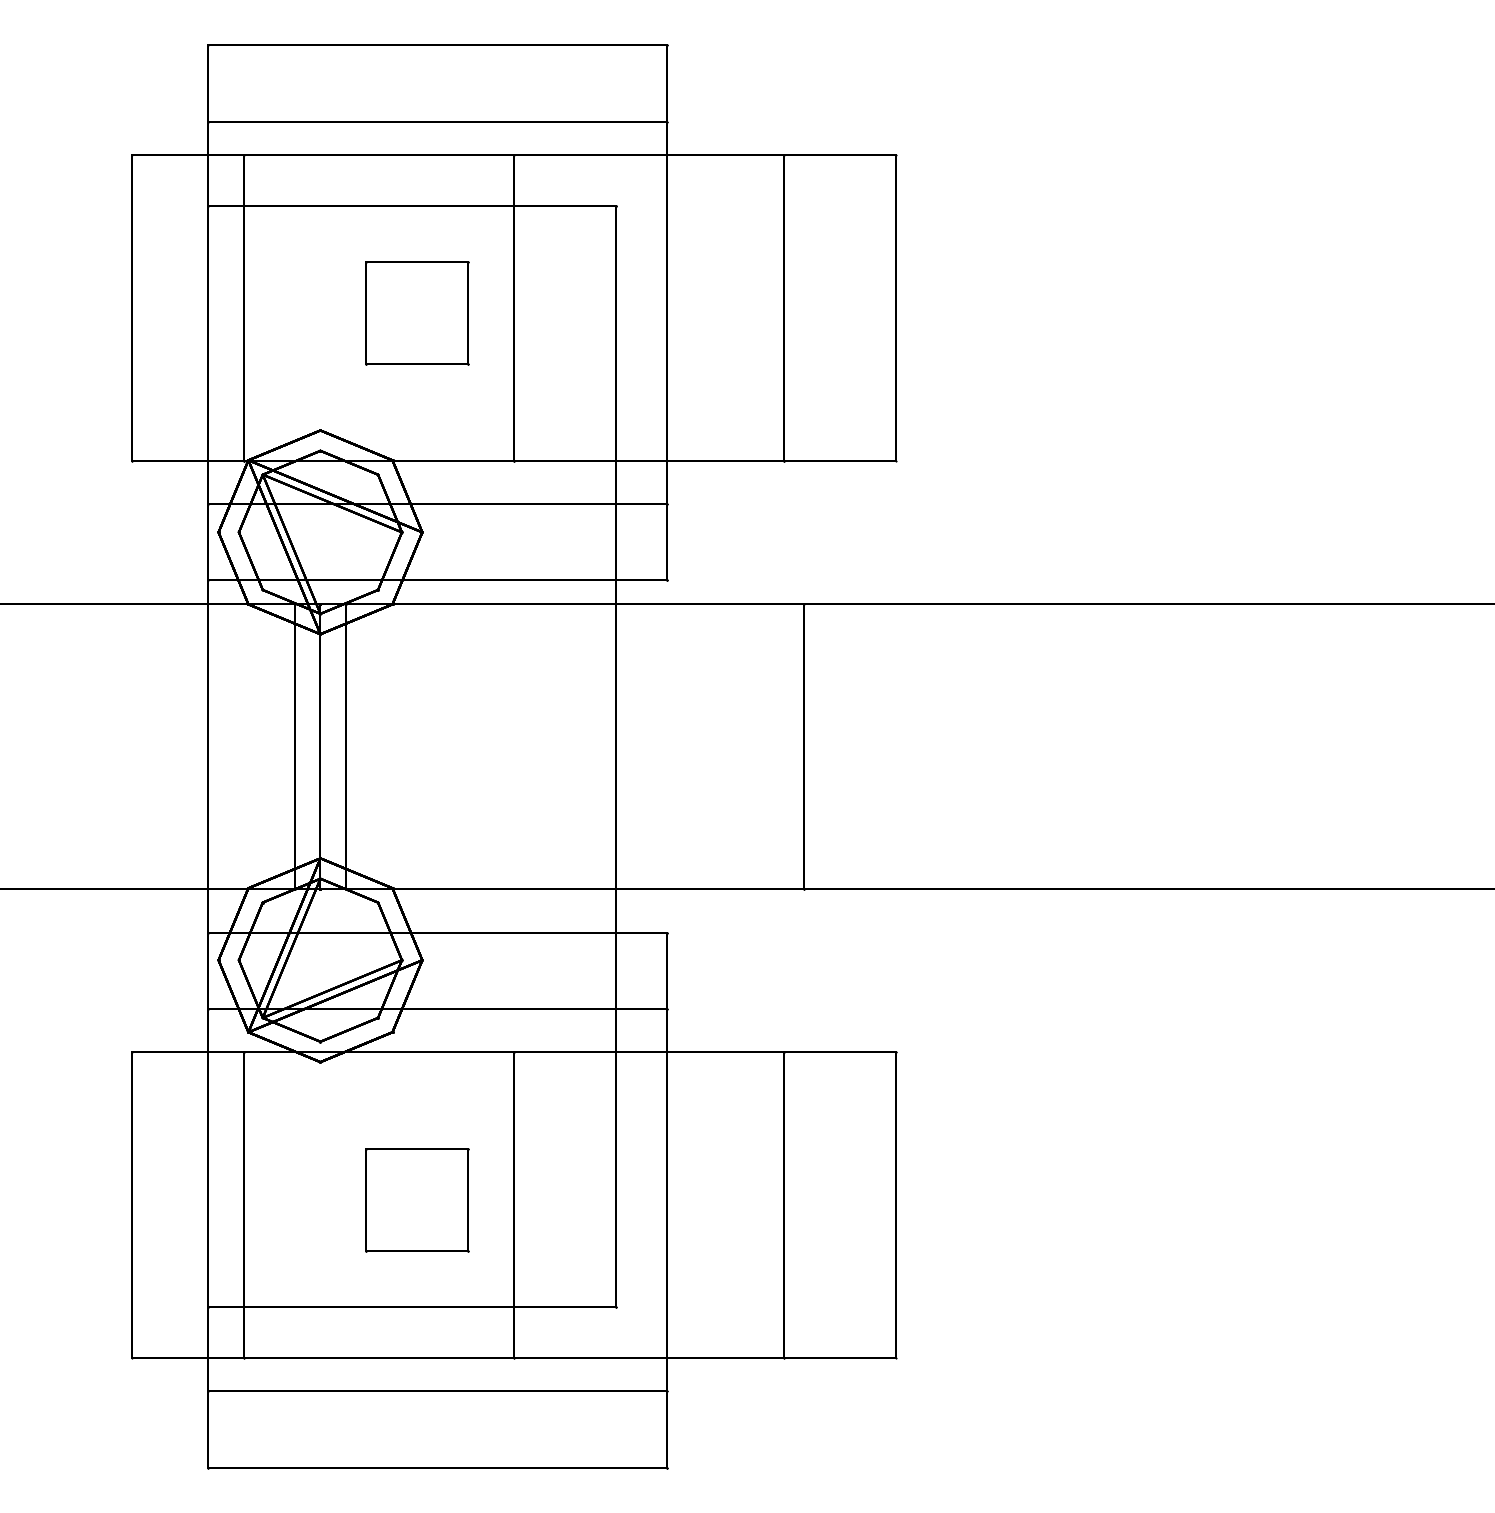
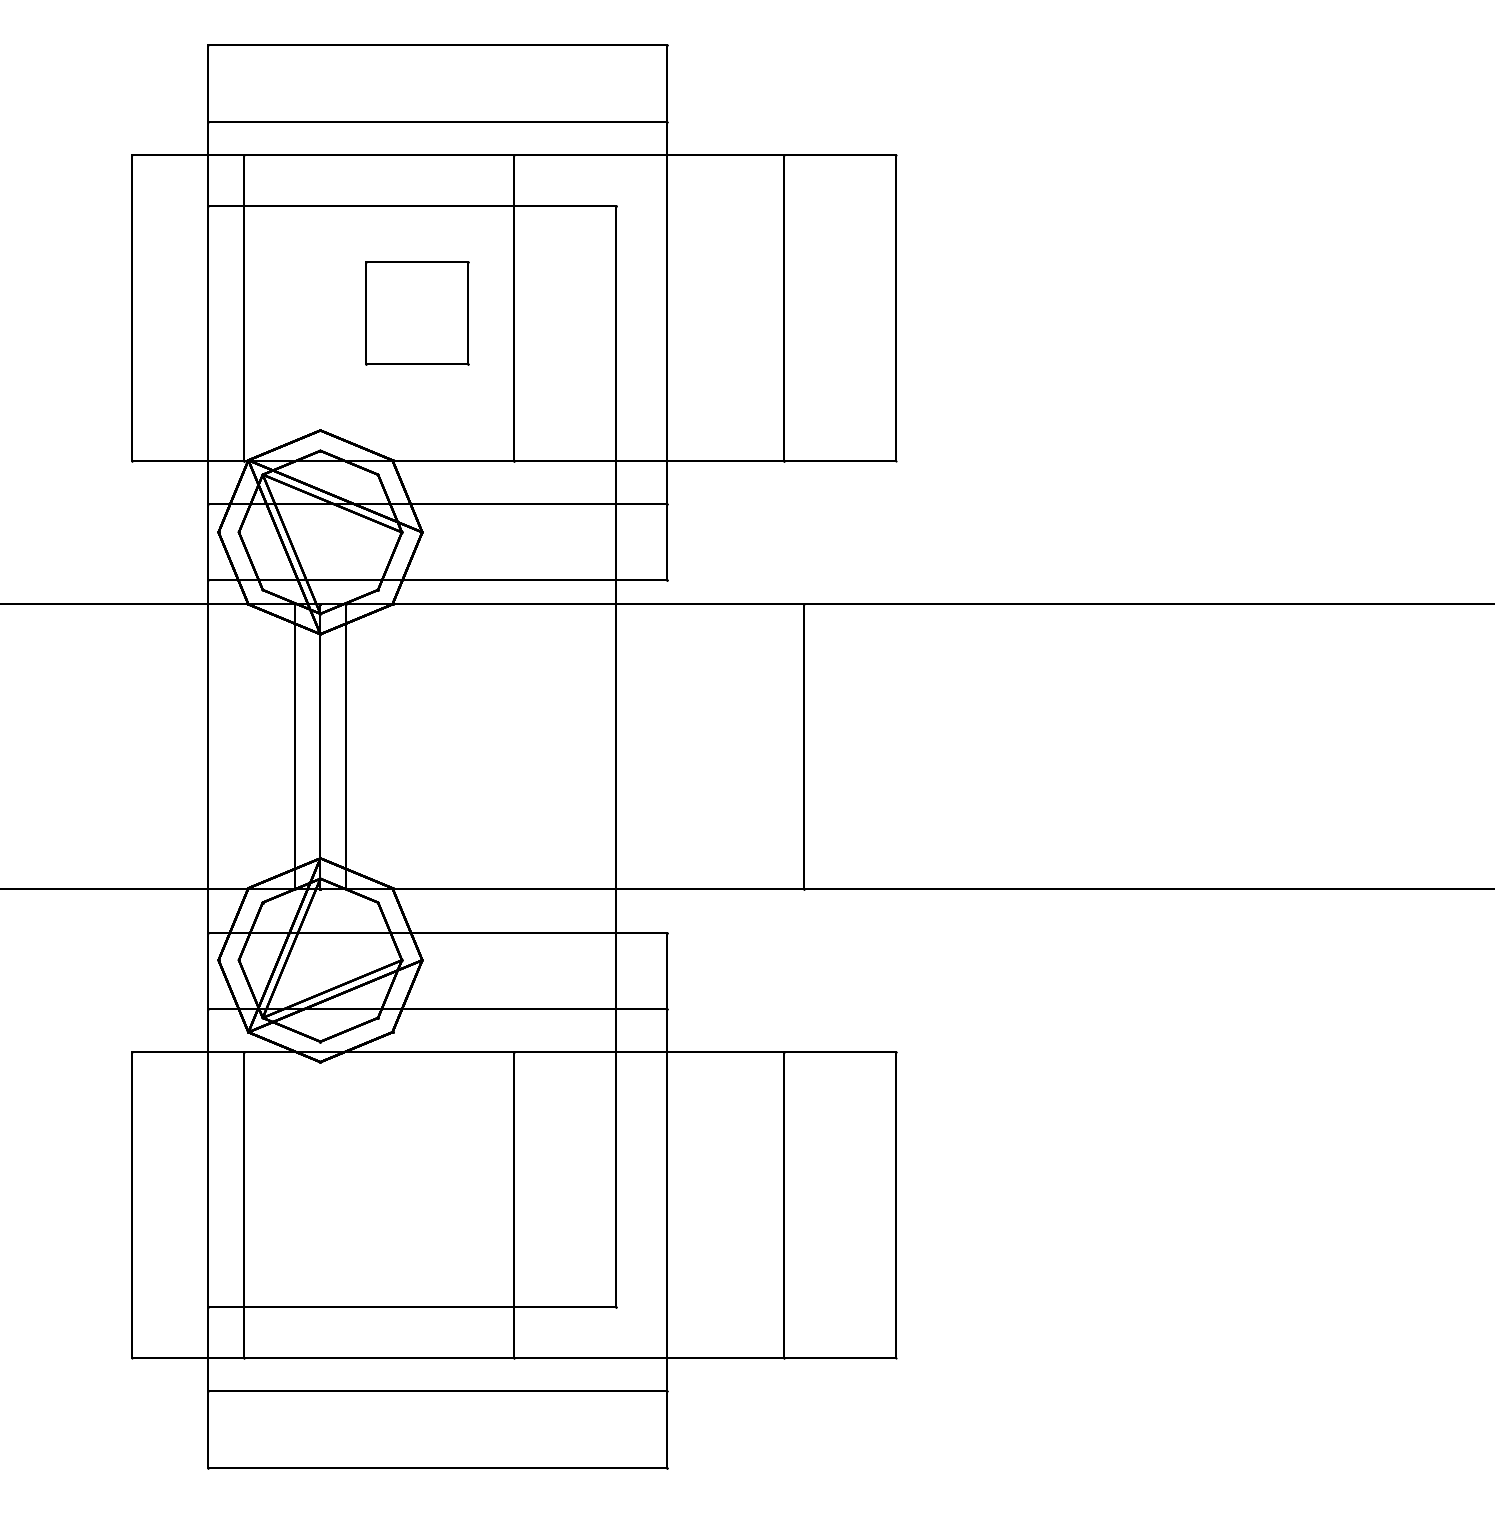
part: present -> none (417, 1200)
